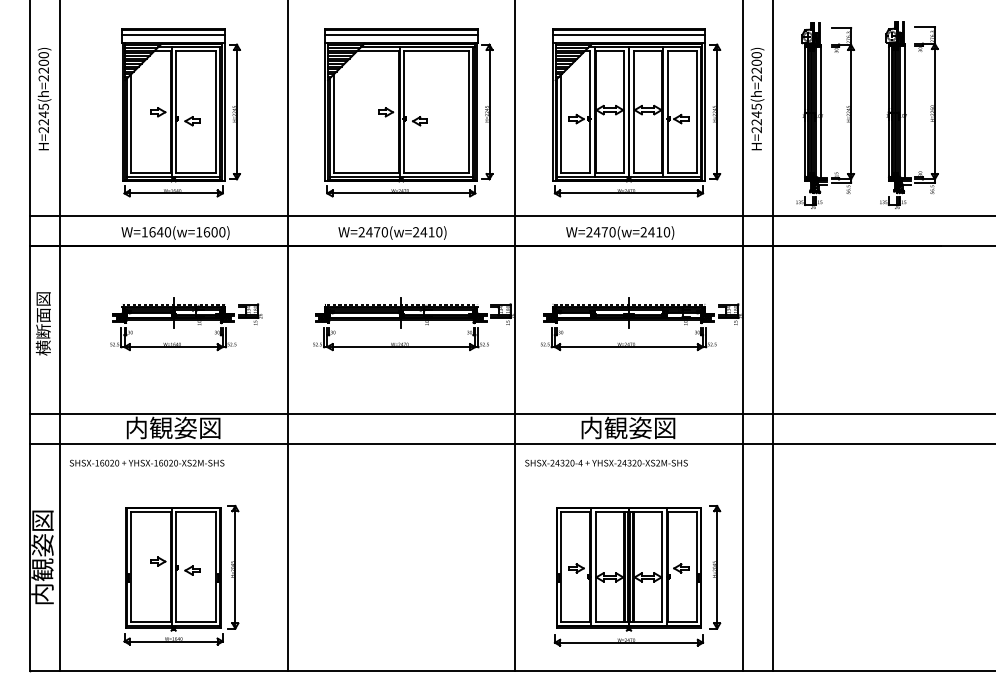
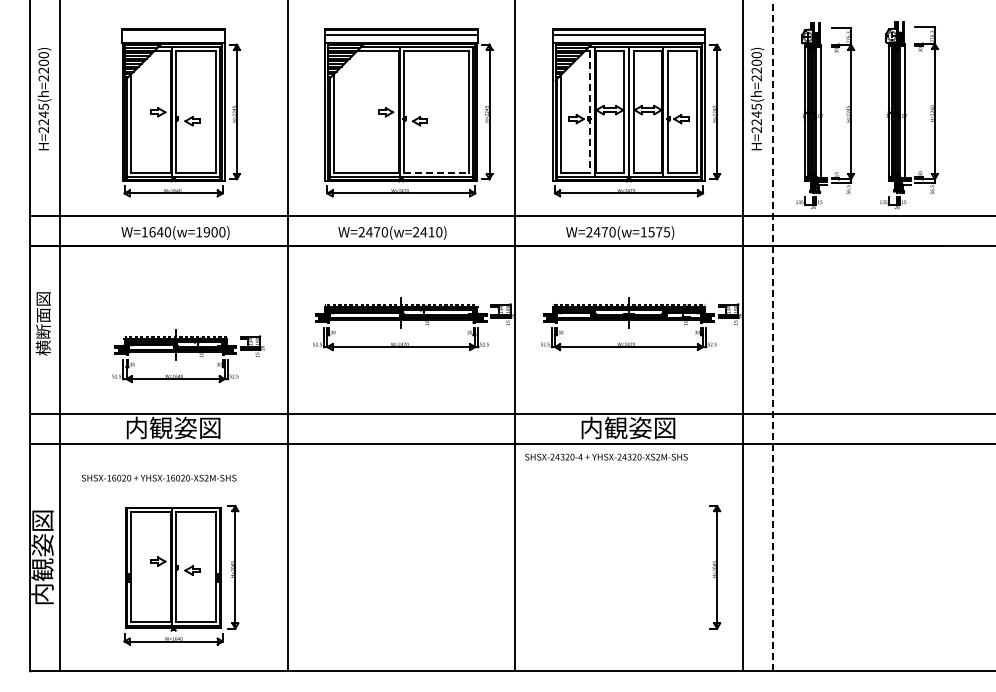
line: present -> none (173, 34)
line: solid -> dashed (589, 111)
line: solid -> dashed (437, 172)
text: W=1640(w=1600) -> W=1640(w=1900) (206, 232)
text: W=2470(w=2410) -> W=2470(w=1575) (655, 232)
part position: (186, 324) -> (188, 356) (188, 356)
line: solid -> dashed (772, 335)
text position: (146, 462) -> (158, 477) (158, 477)
text position: (606, 462) -> (606, 456) (606, 456)
part: present -> none (628, 576)
